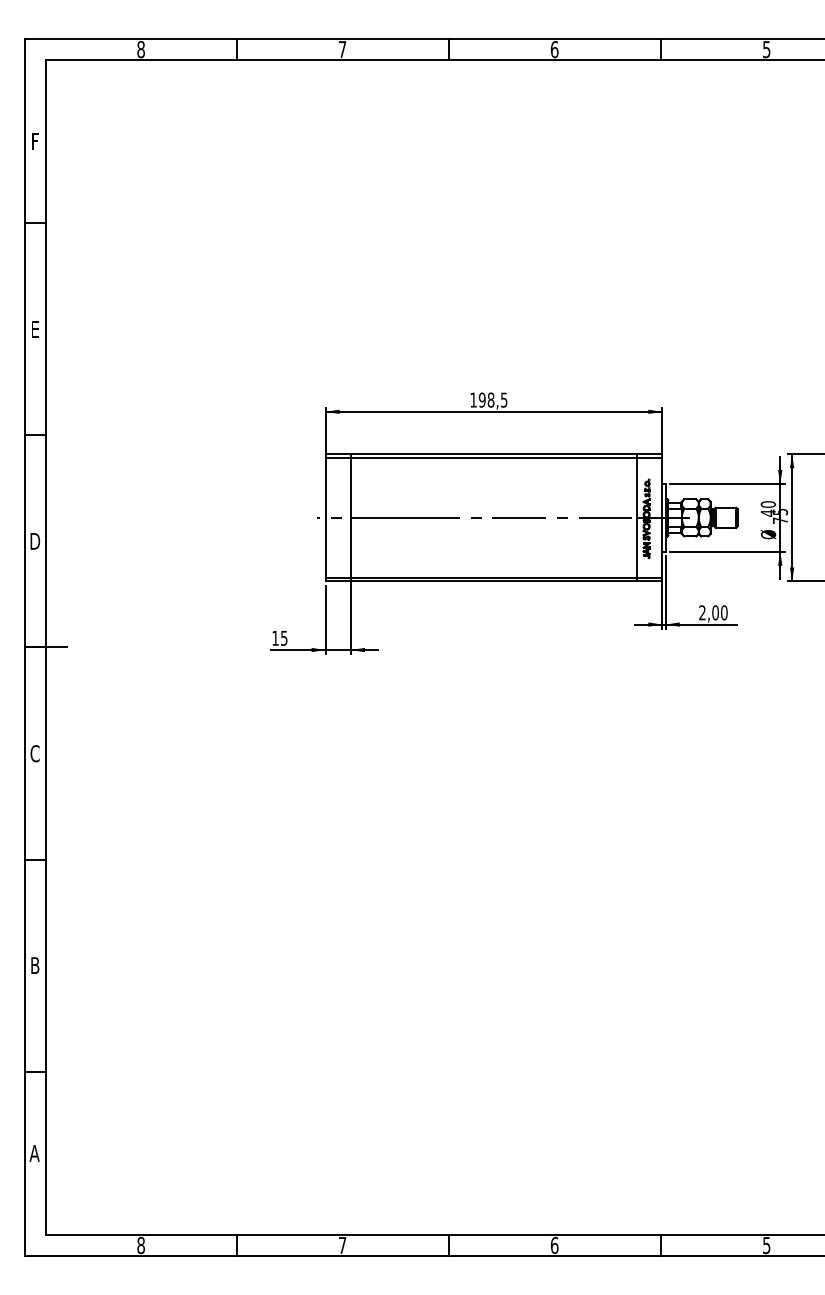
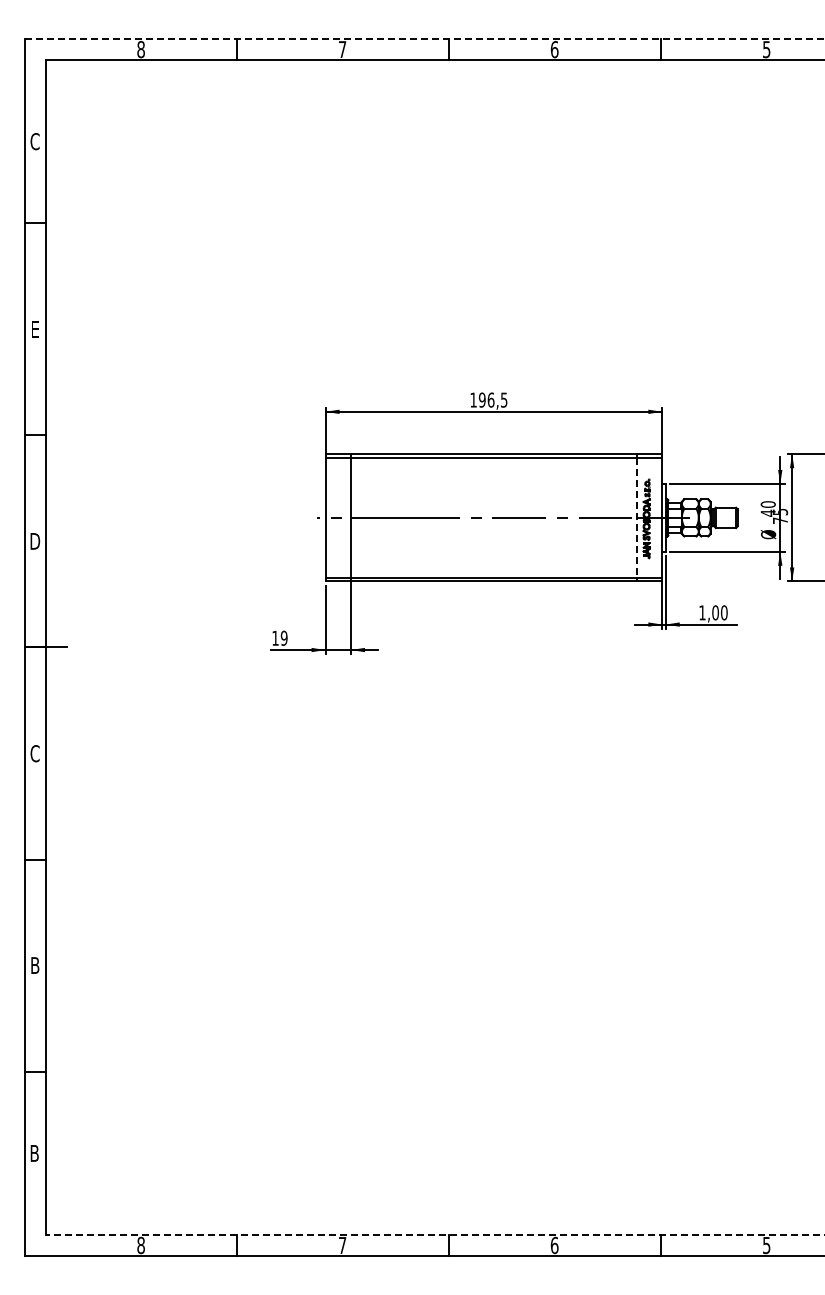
line: solid -> dashed (424, 38)
text: F -> C (34, 141)
text: 198,5 -> 196,5 (490, 399)
line: solid -> dashed (636, 518)
text: 2,00 -> 1,00 (702, 612)
text: 15 -> 19 (283, 637)
text: A -> B (34, 1153)
line: solid -> dashed (434, 1234)
